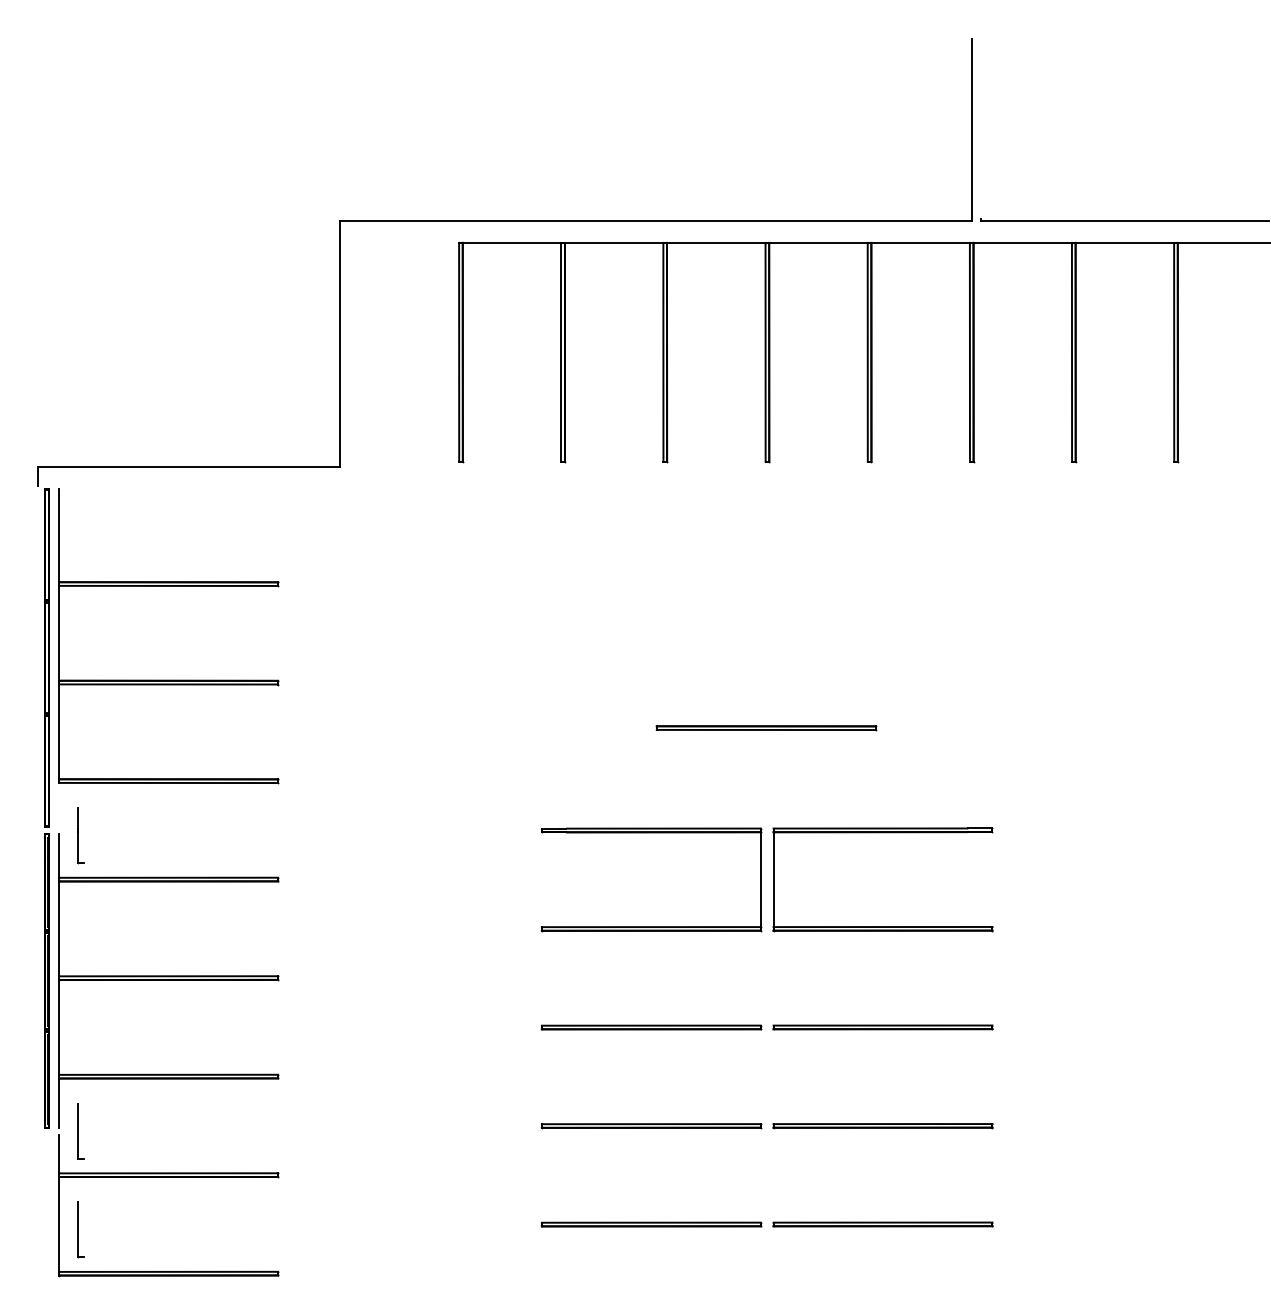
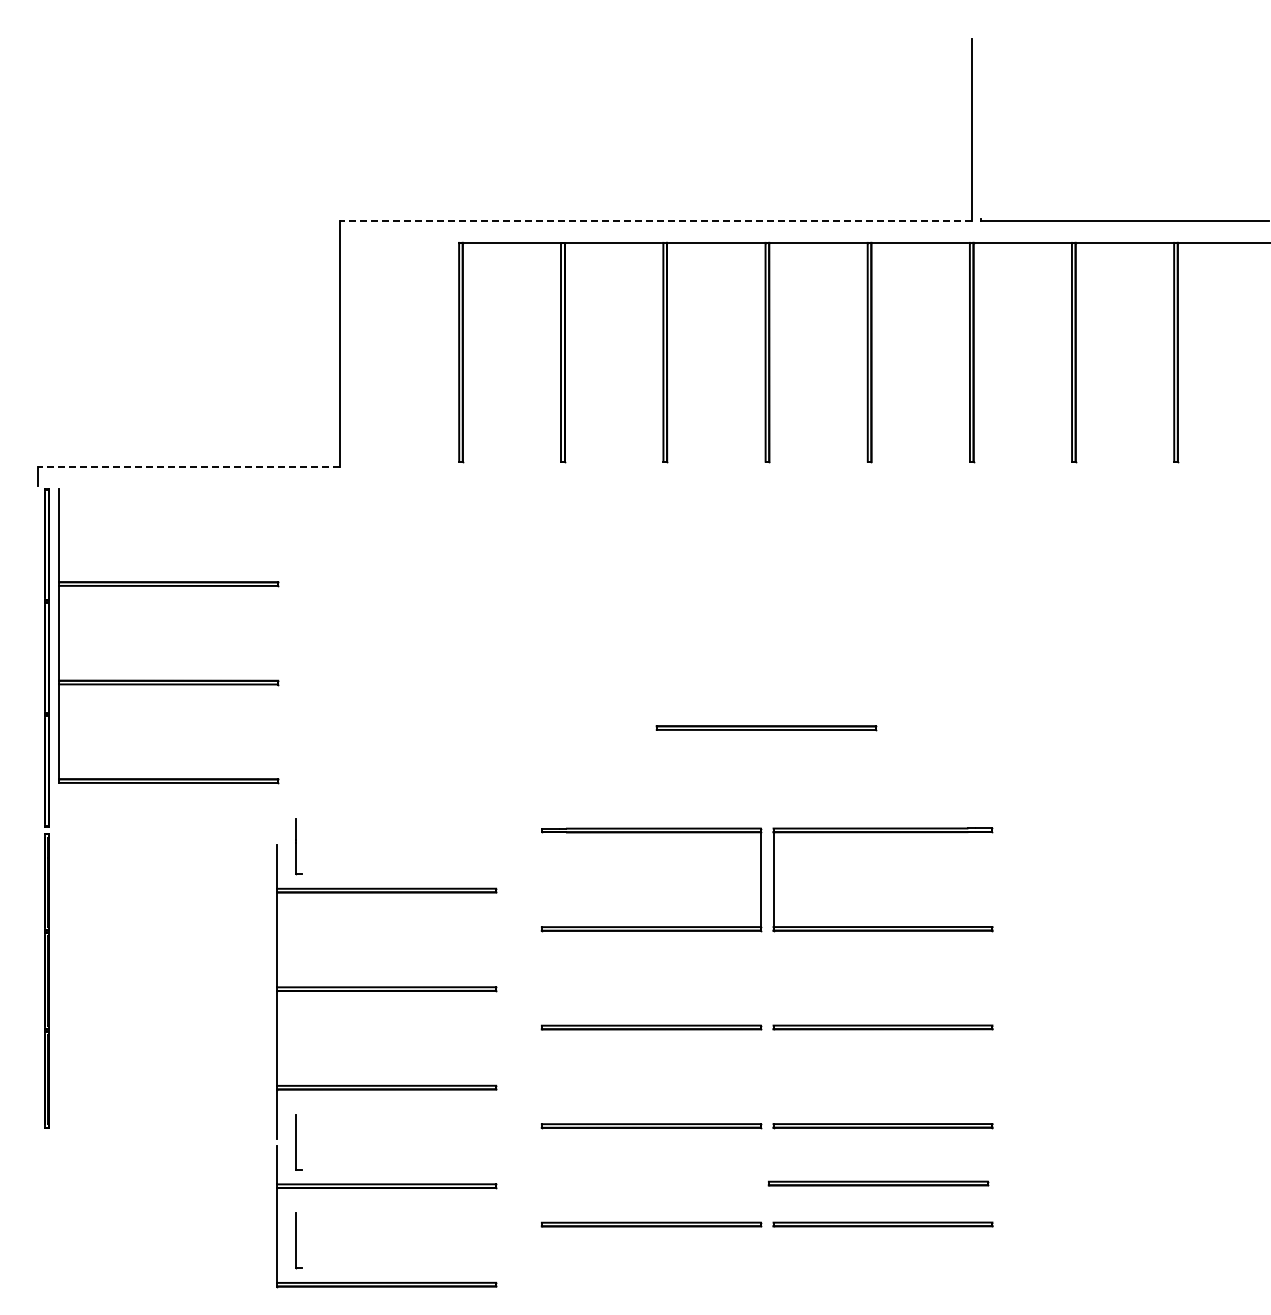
line: solid -> dashed (655, 220)
line: solid -> dashed (189, 467)
part position: (168, 1073) -> (386, 1084) (386, 1084)
part: none -> present (878, 1183)
